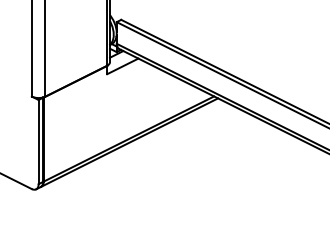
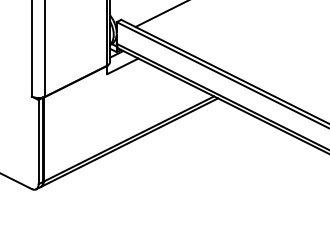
line: none -> present (160, 14)
